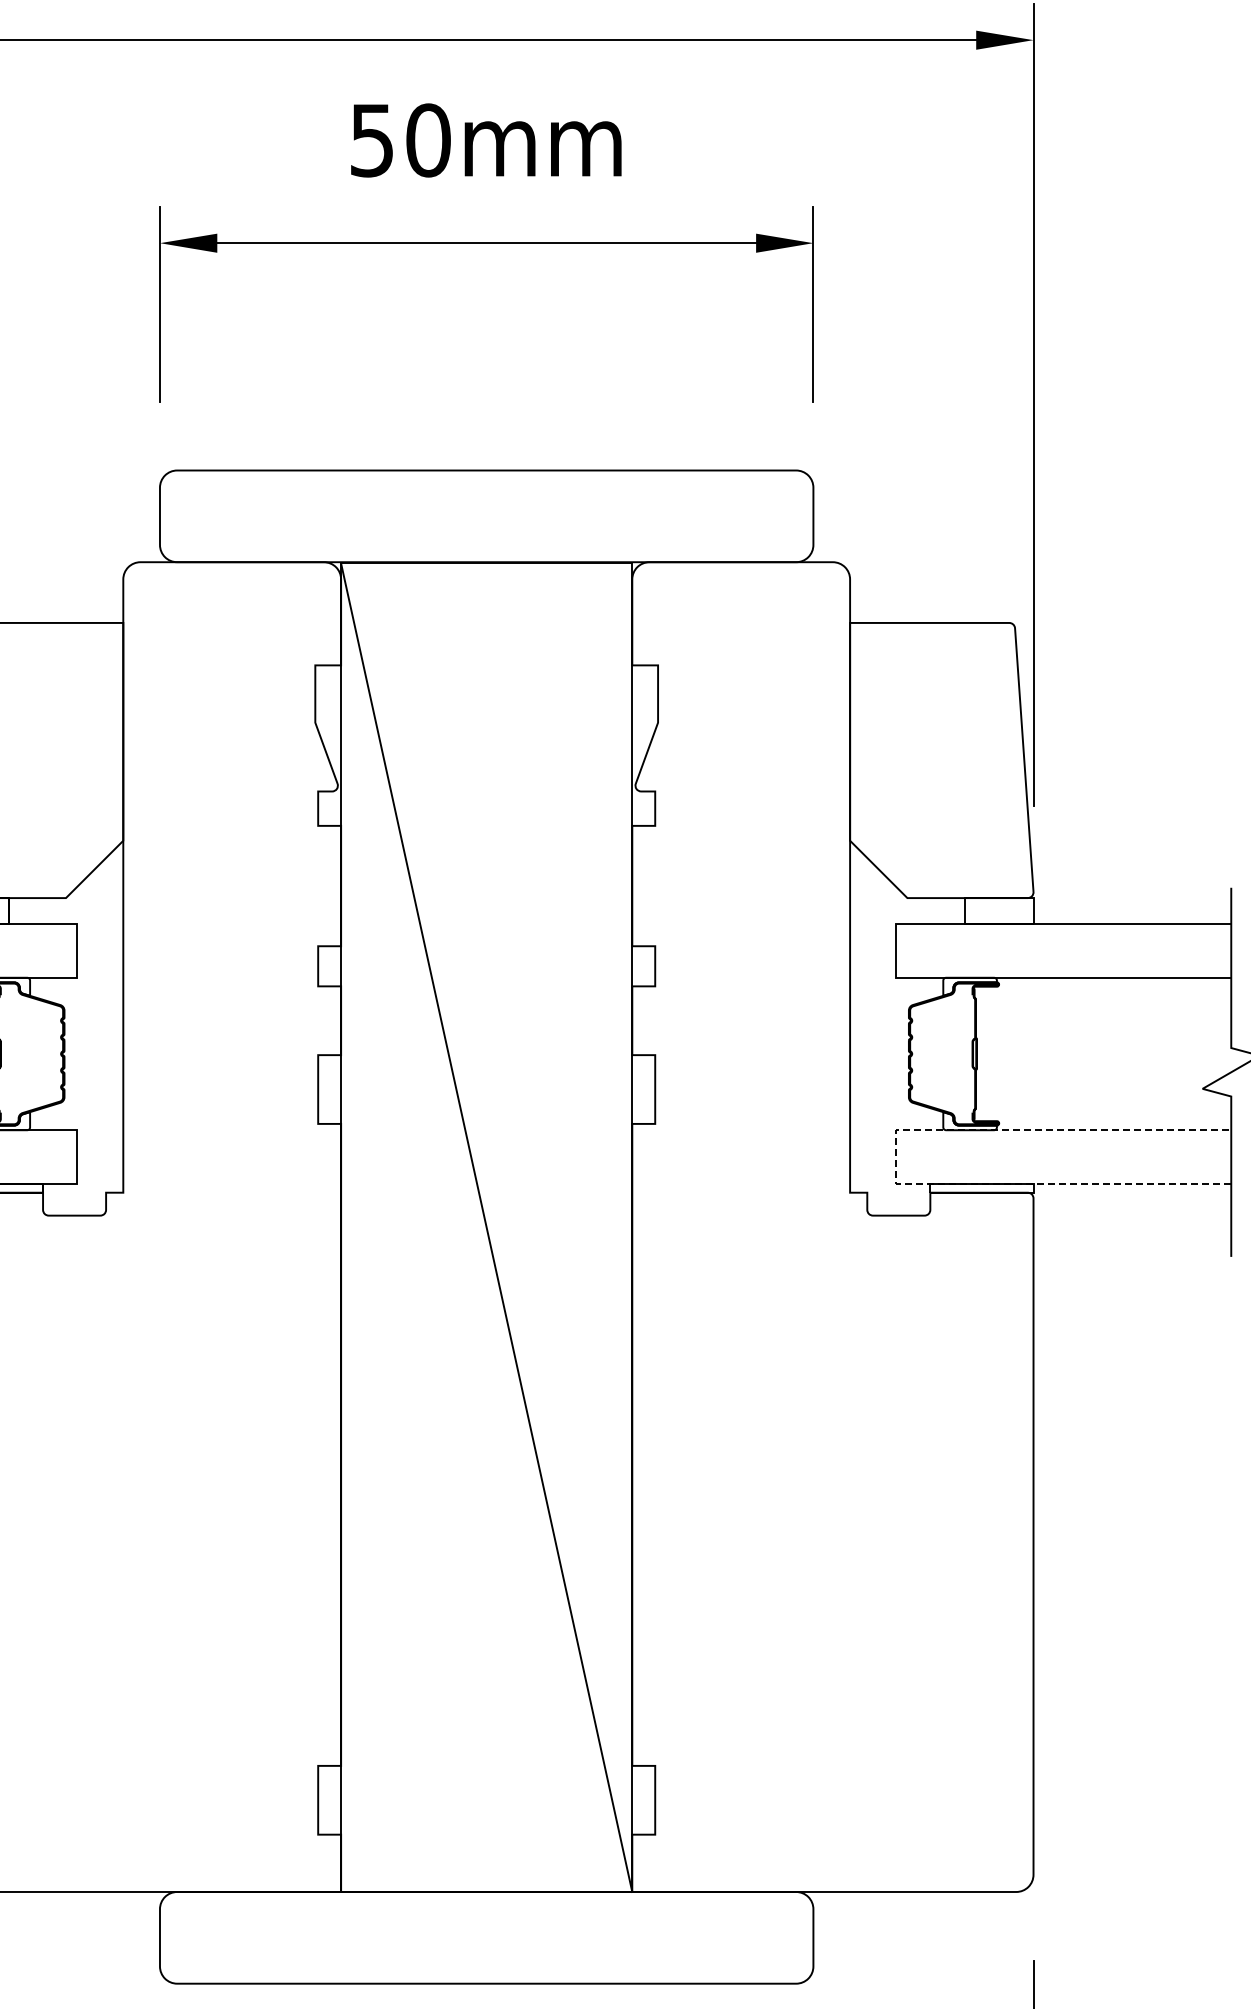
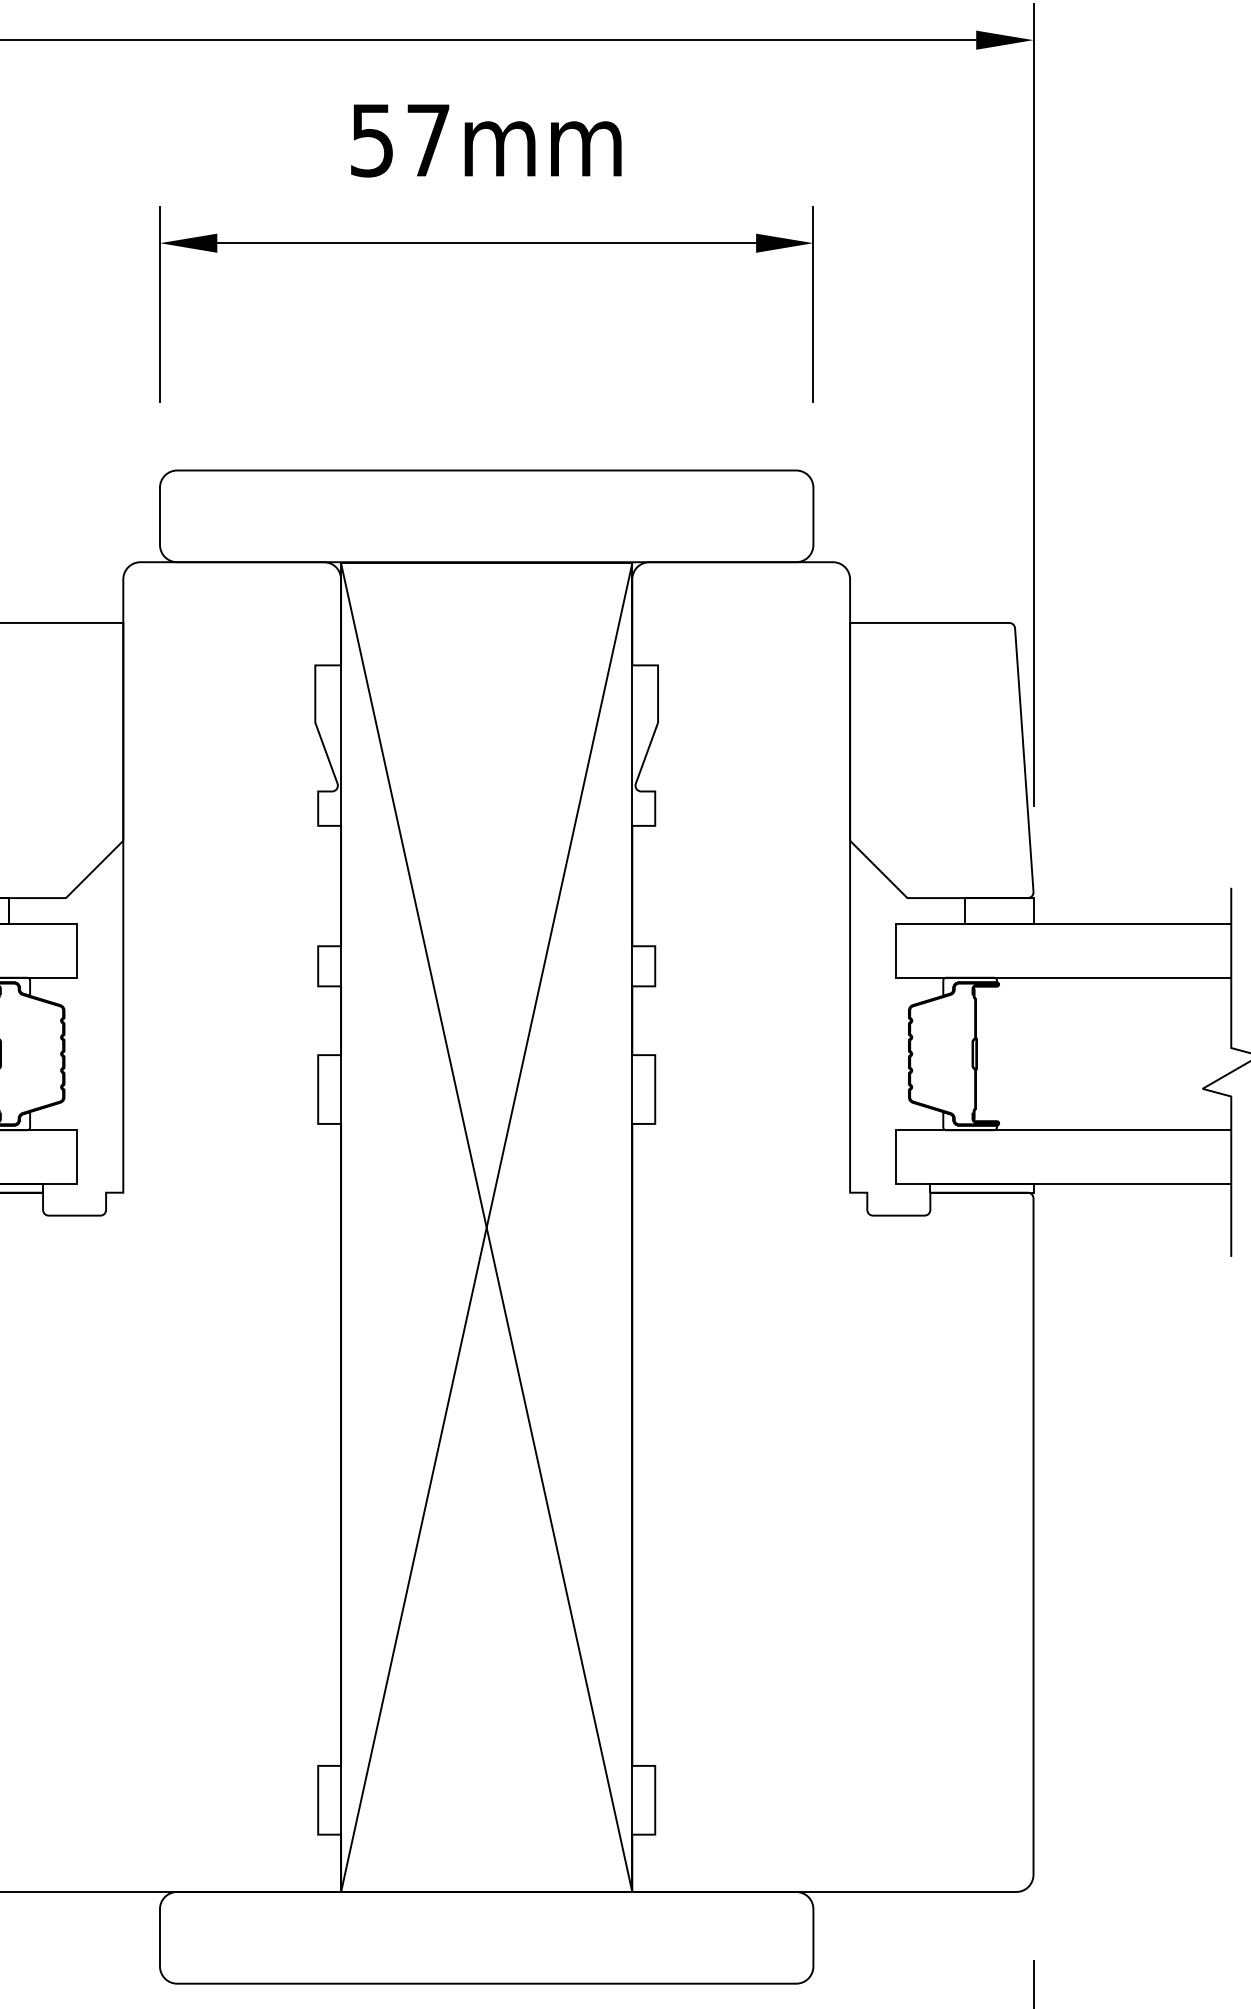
text: 50mm -> 57mm (428, 140)
line: dashed -> solid (895, 1157)
line: none -> present (486, 1227)
